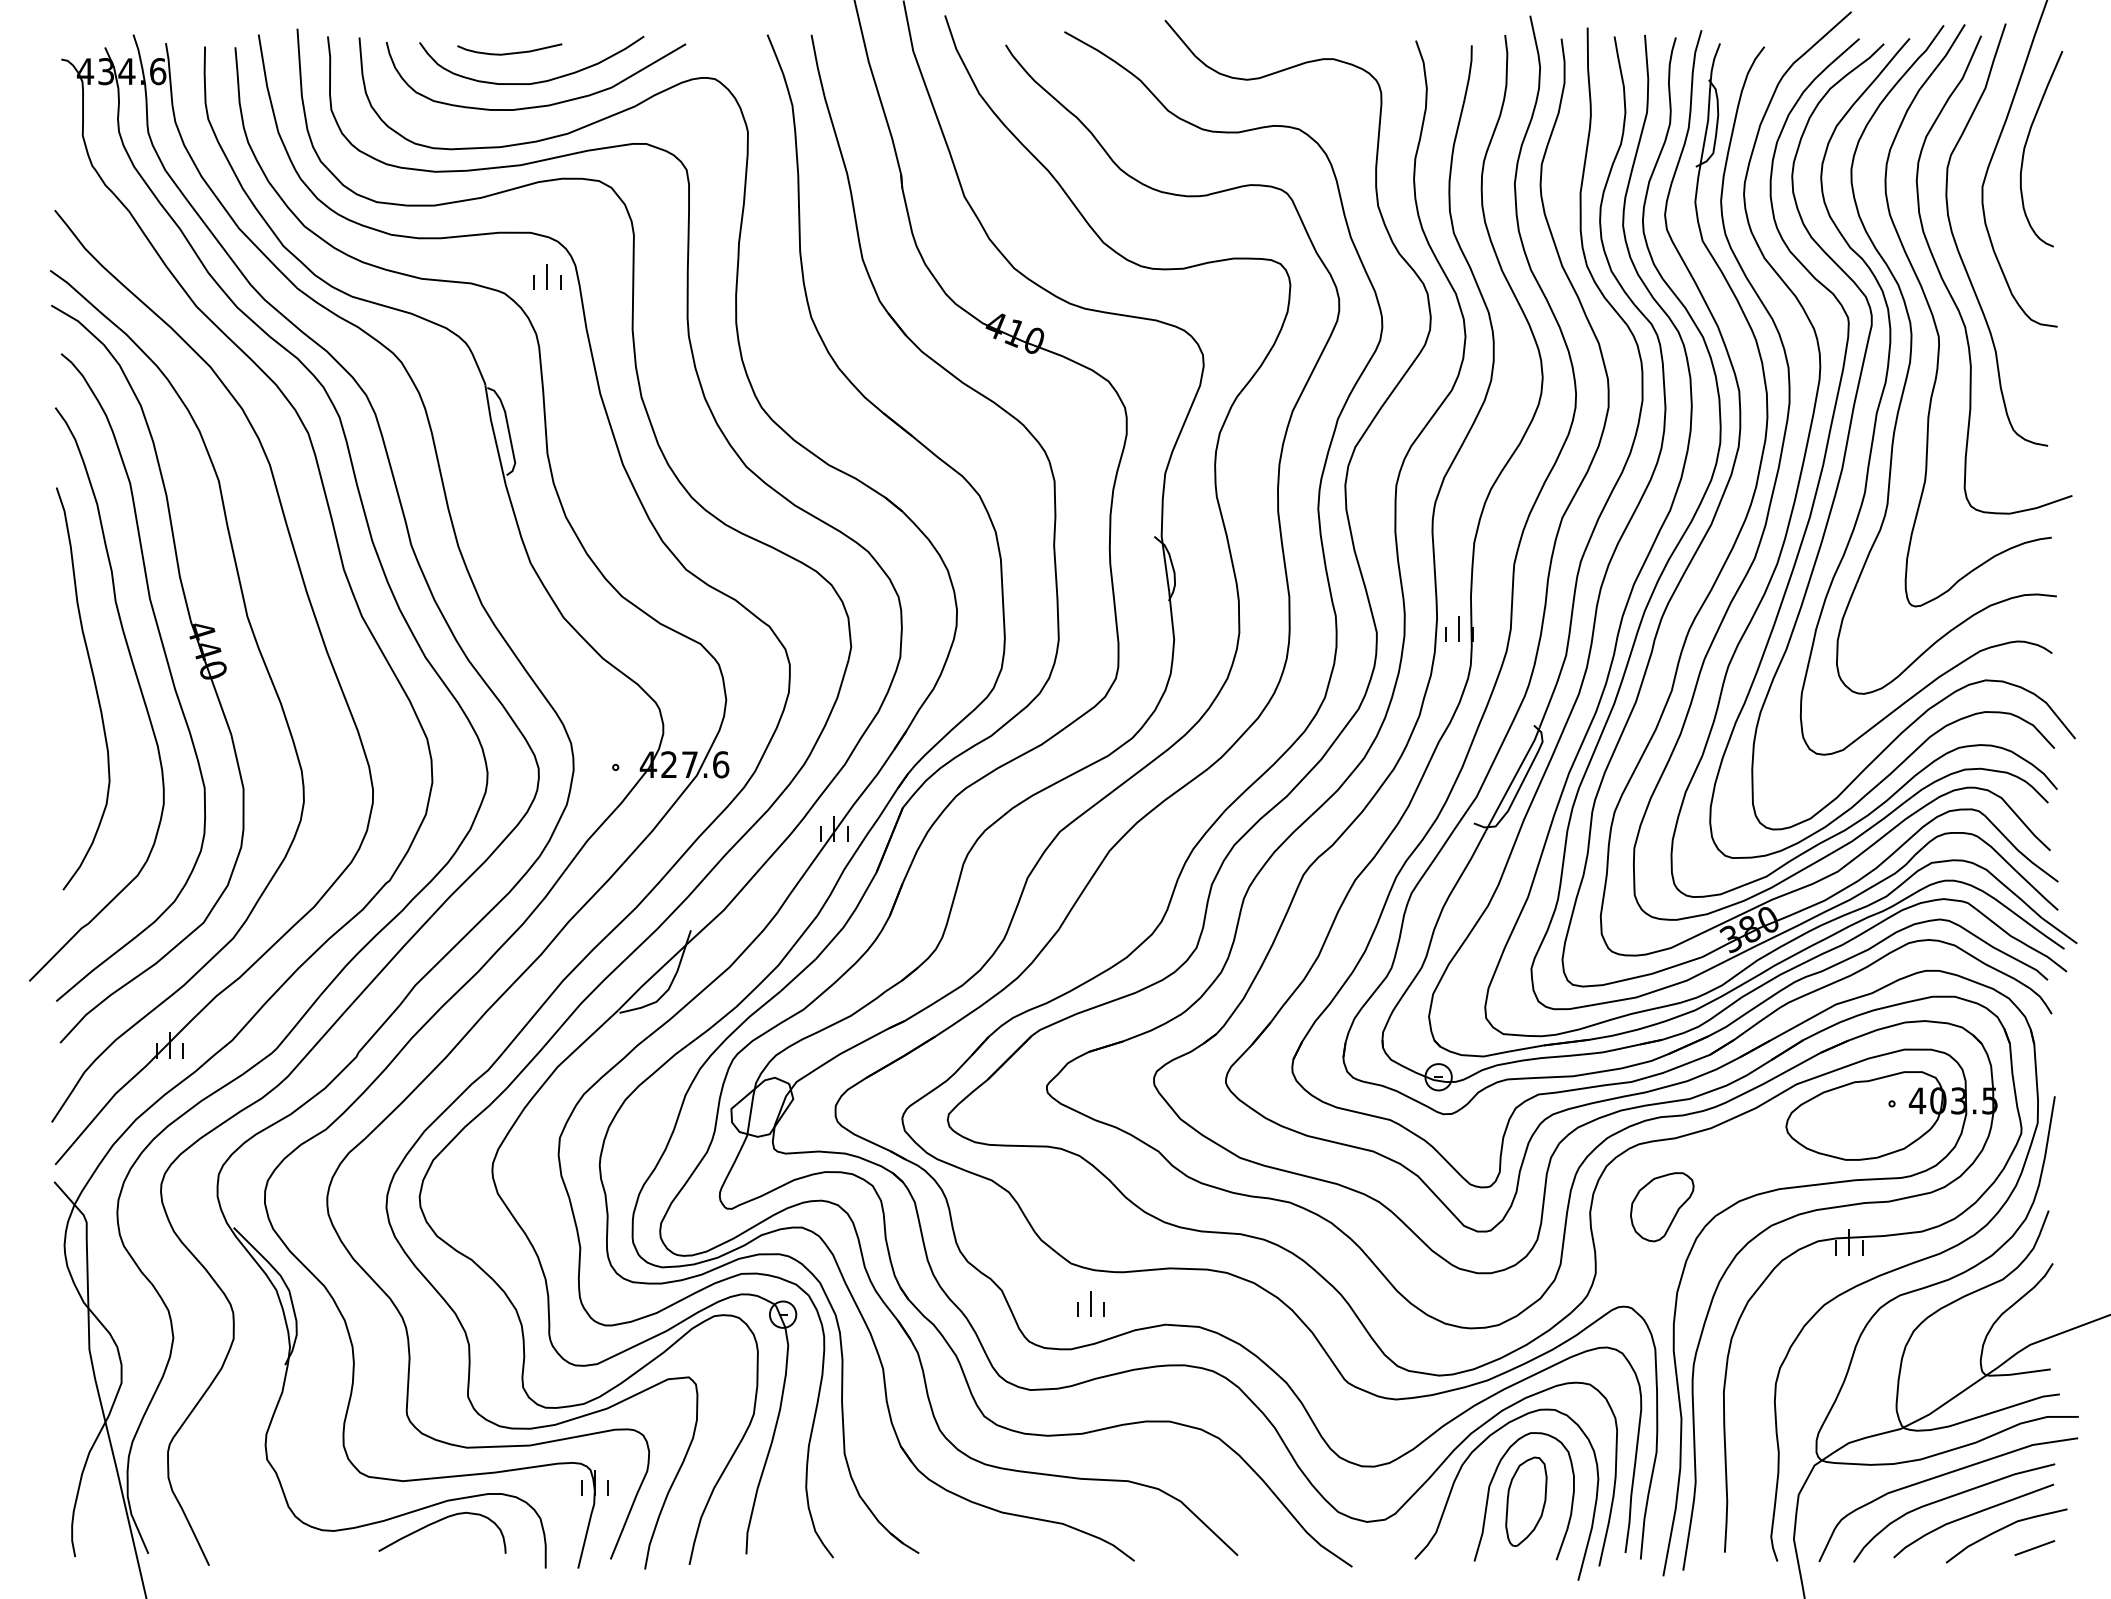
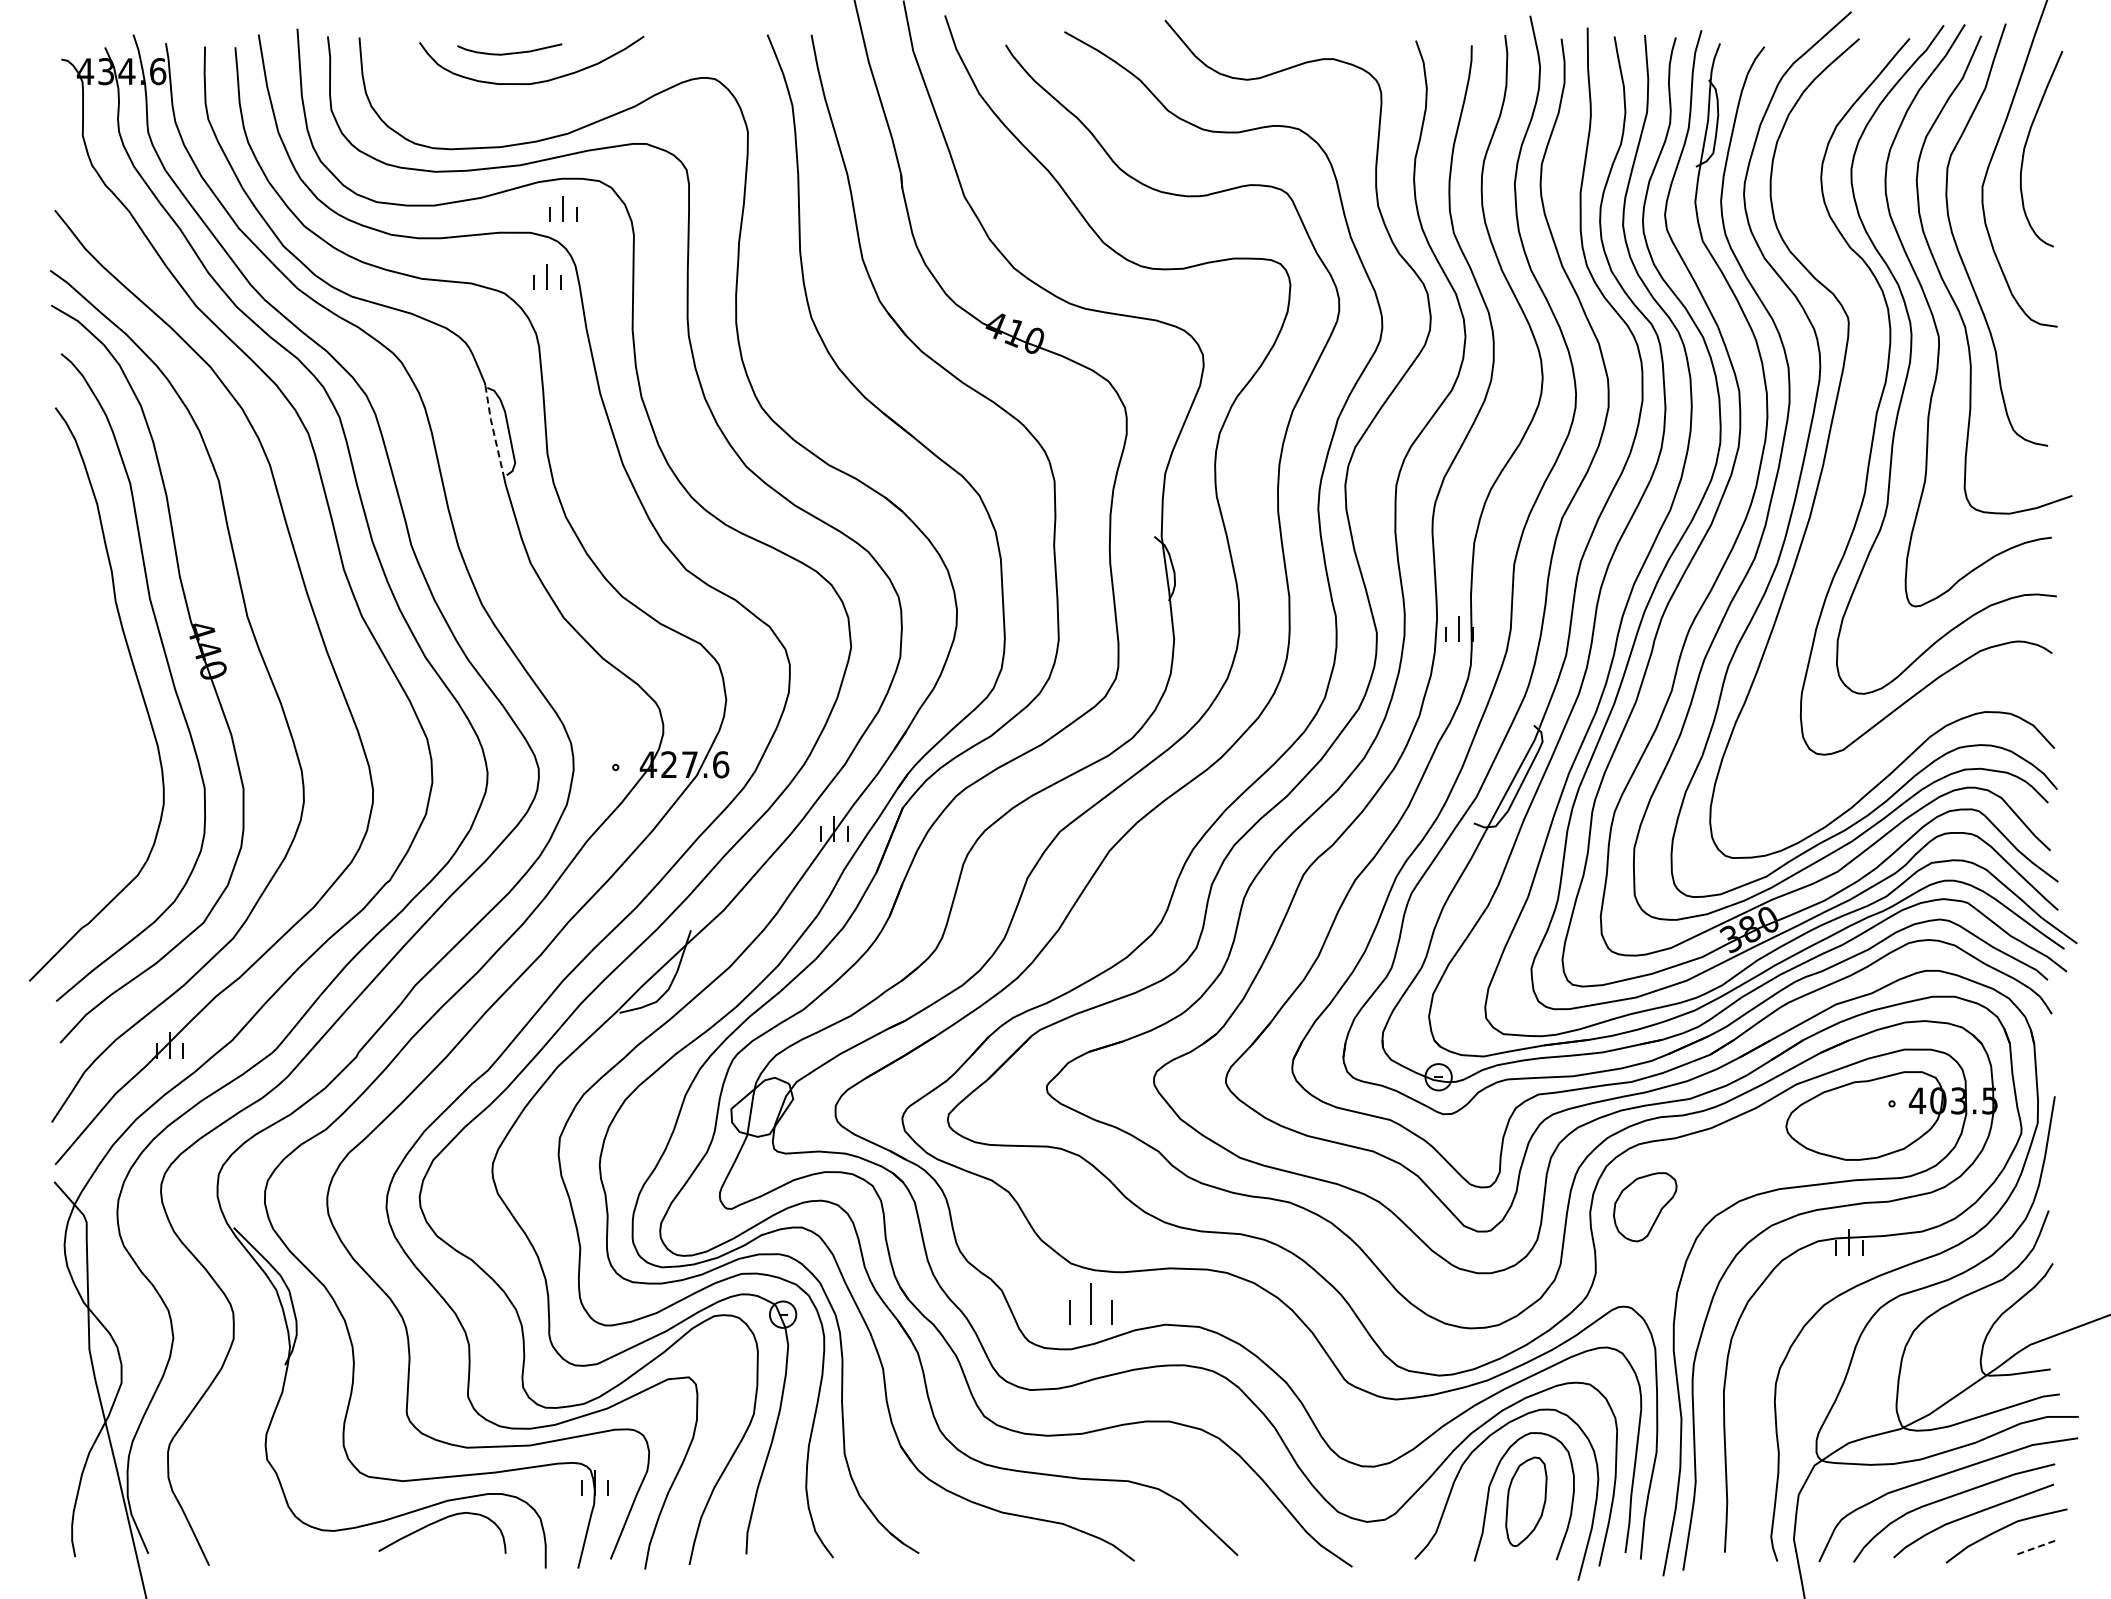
curve: present -> none (538, 105)
part: none -> present (563, 208)
curve: present -> none (1851, 425)
line: solid -> dashed (493, 430)
curve: present -> none (94, 686)
part position: (1662, 1207) -> (1645, 1207) (1645, 1207)
part size: 28x26 px -> 44x42 px (1090, 1303)
line: solid -> dashed (2034, 1548)
